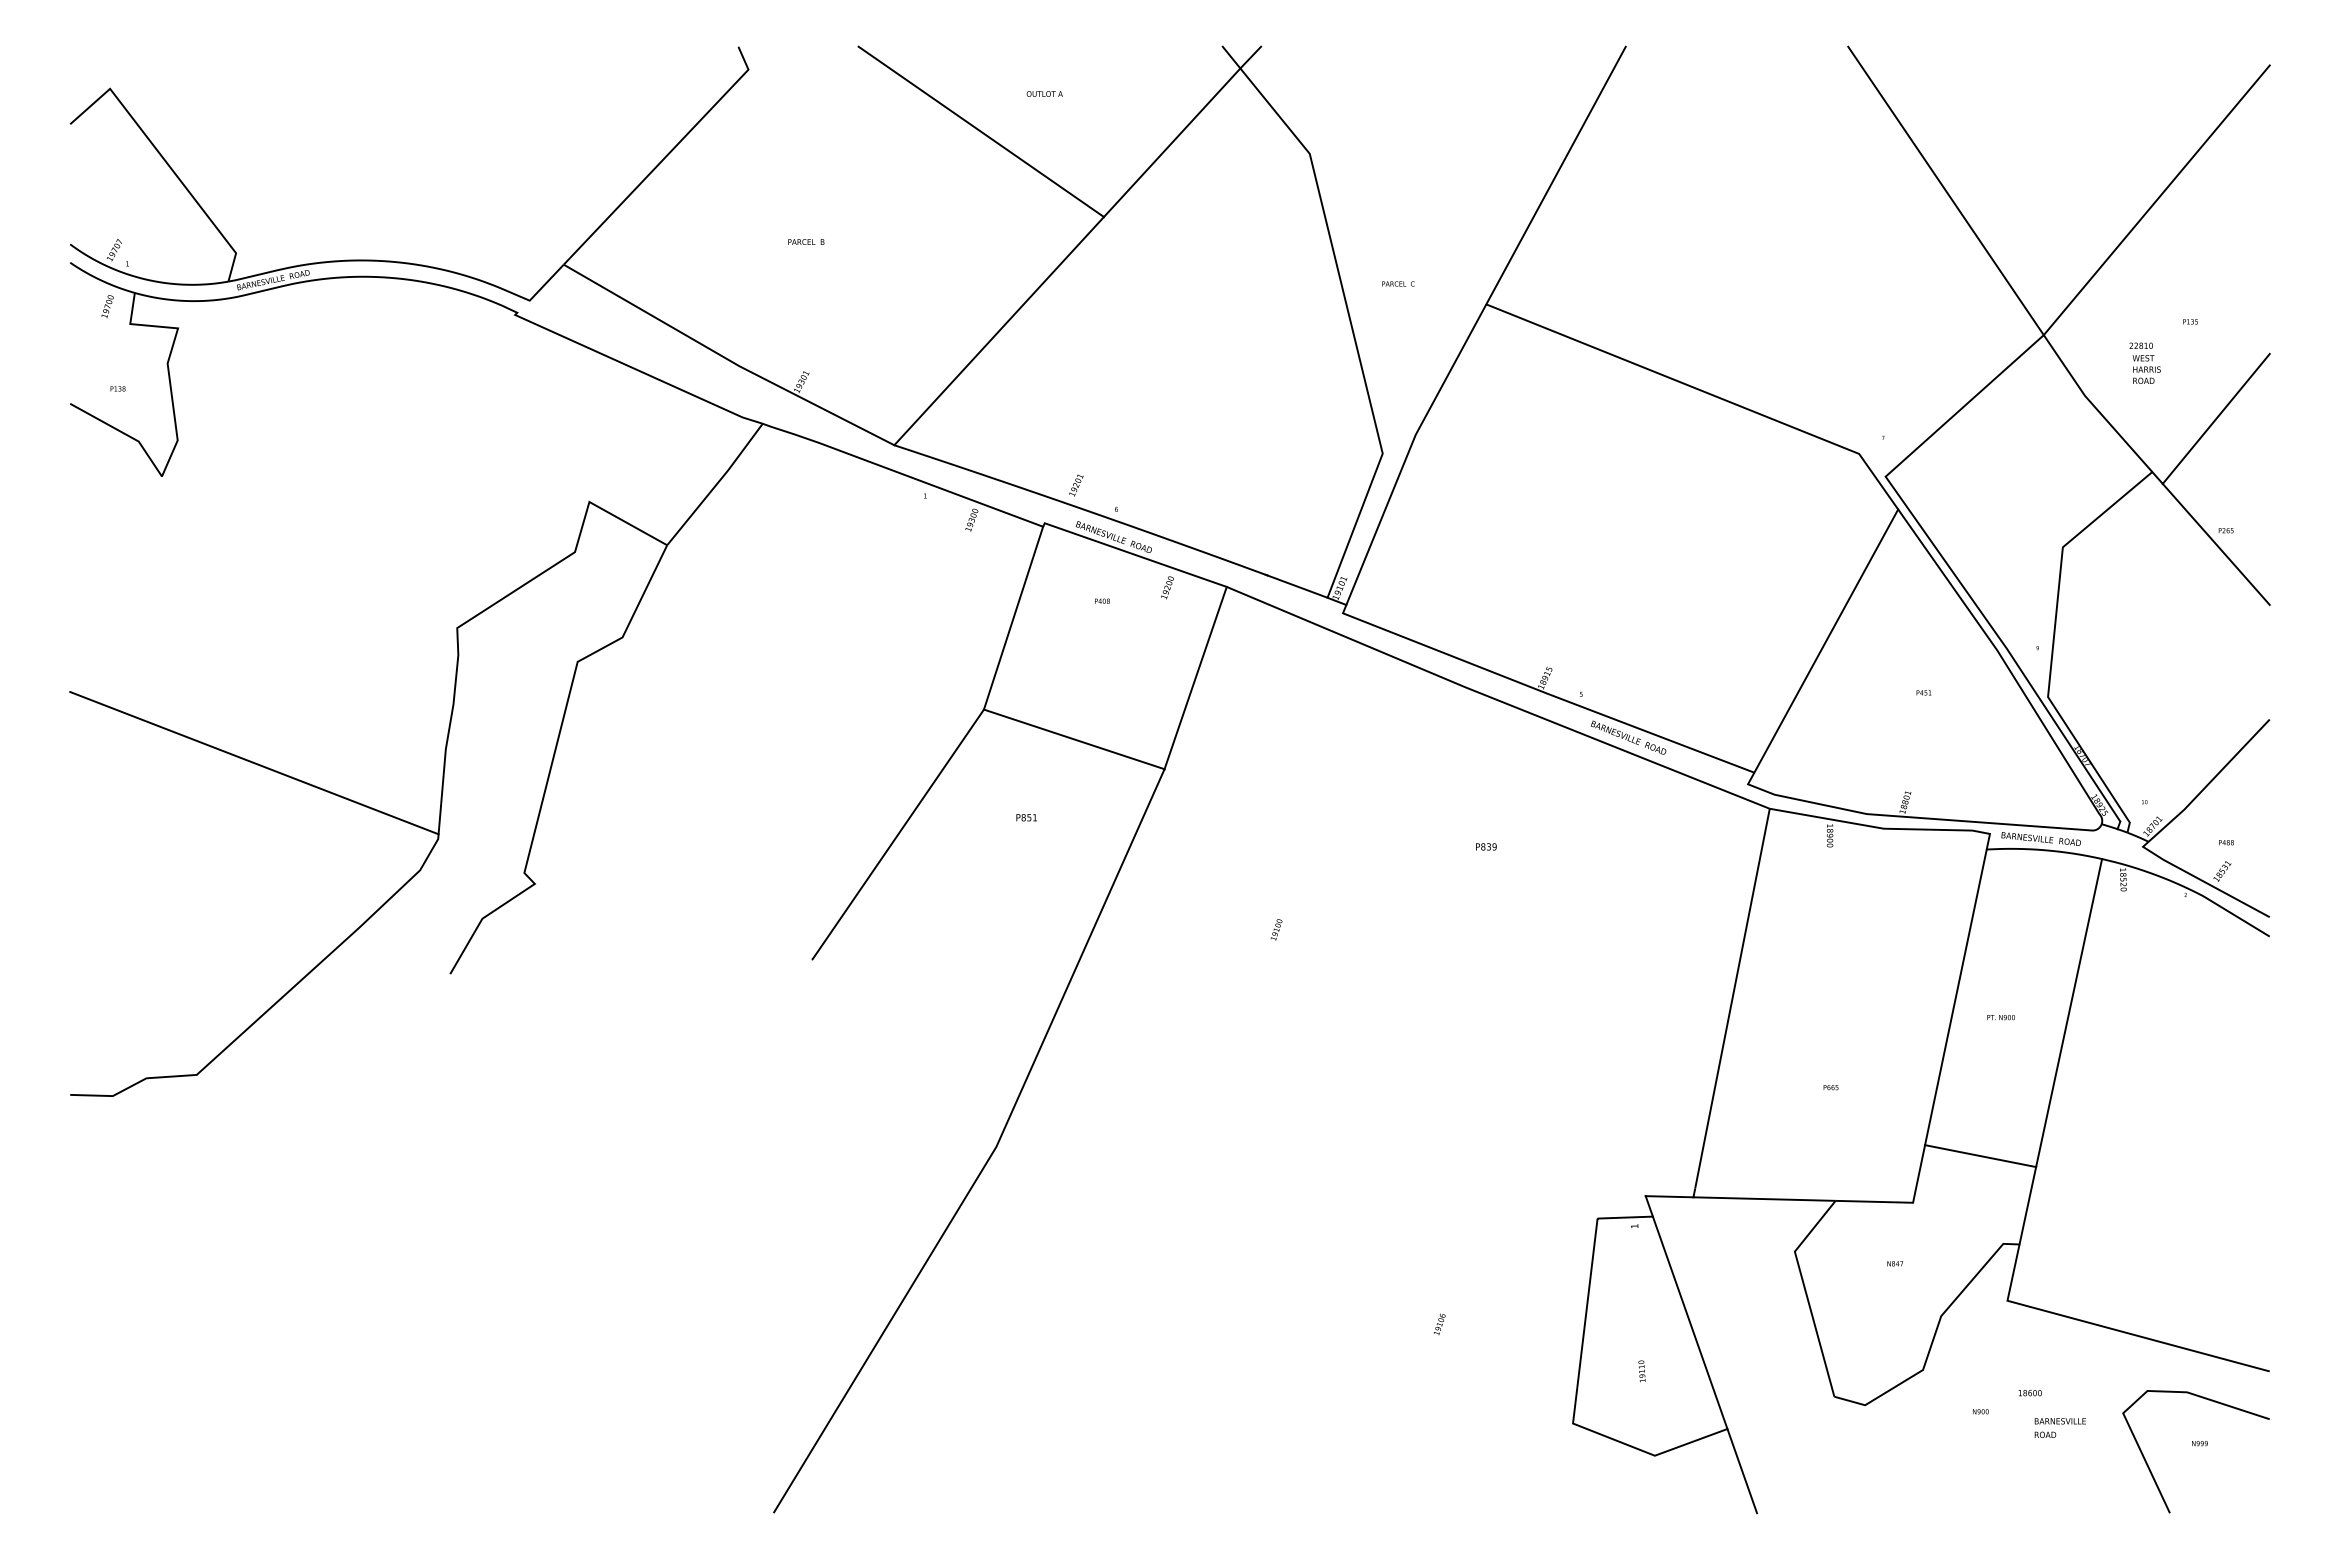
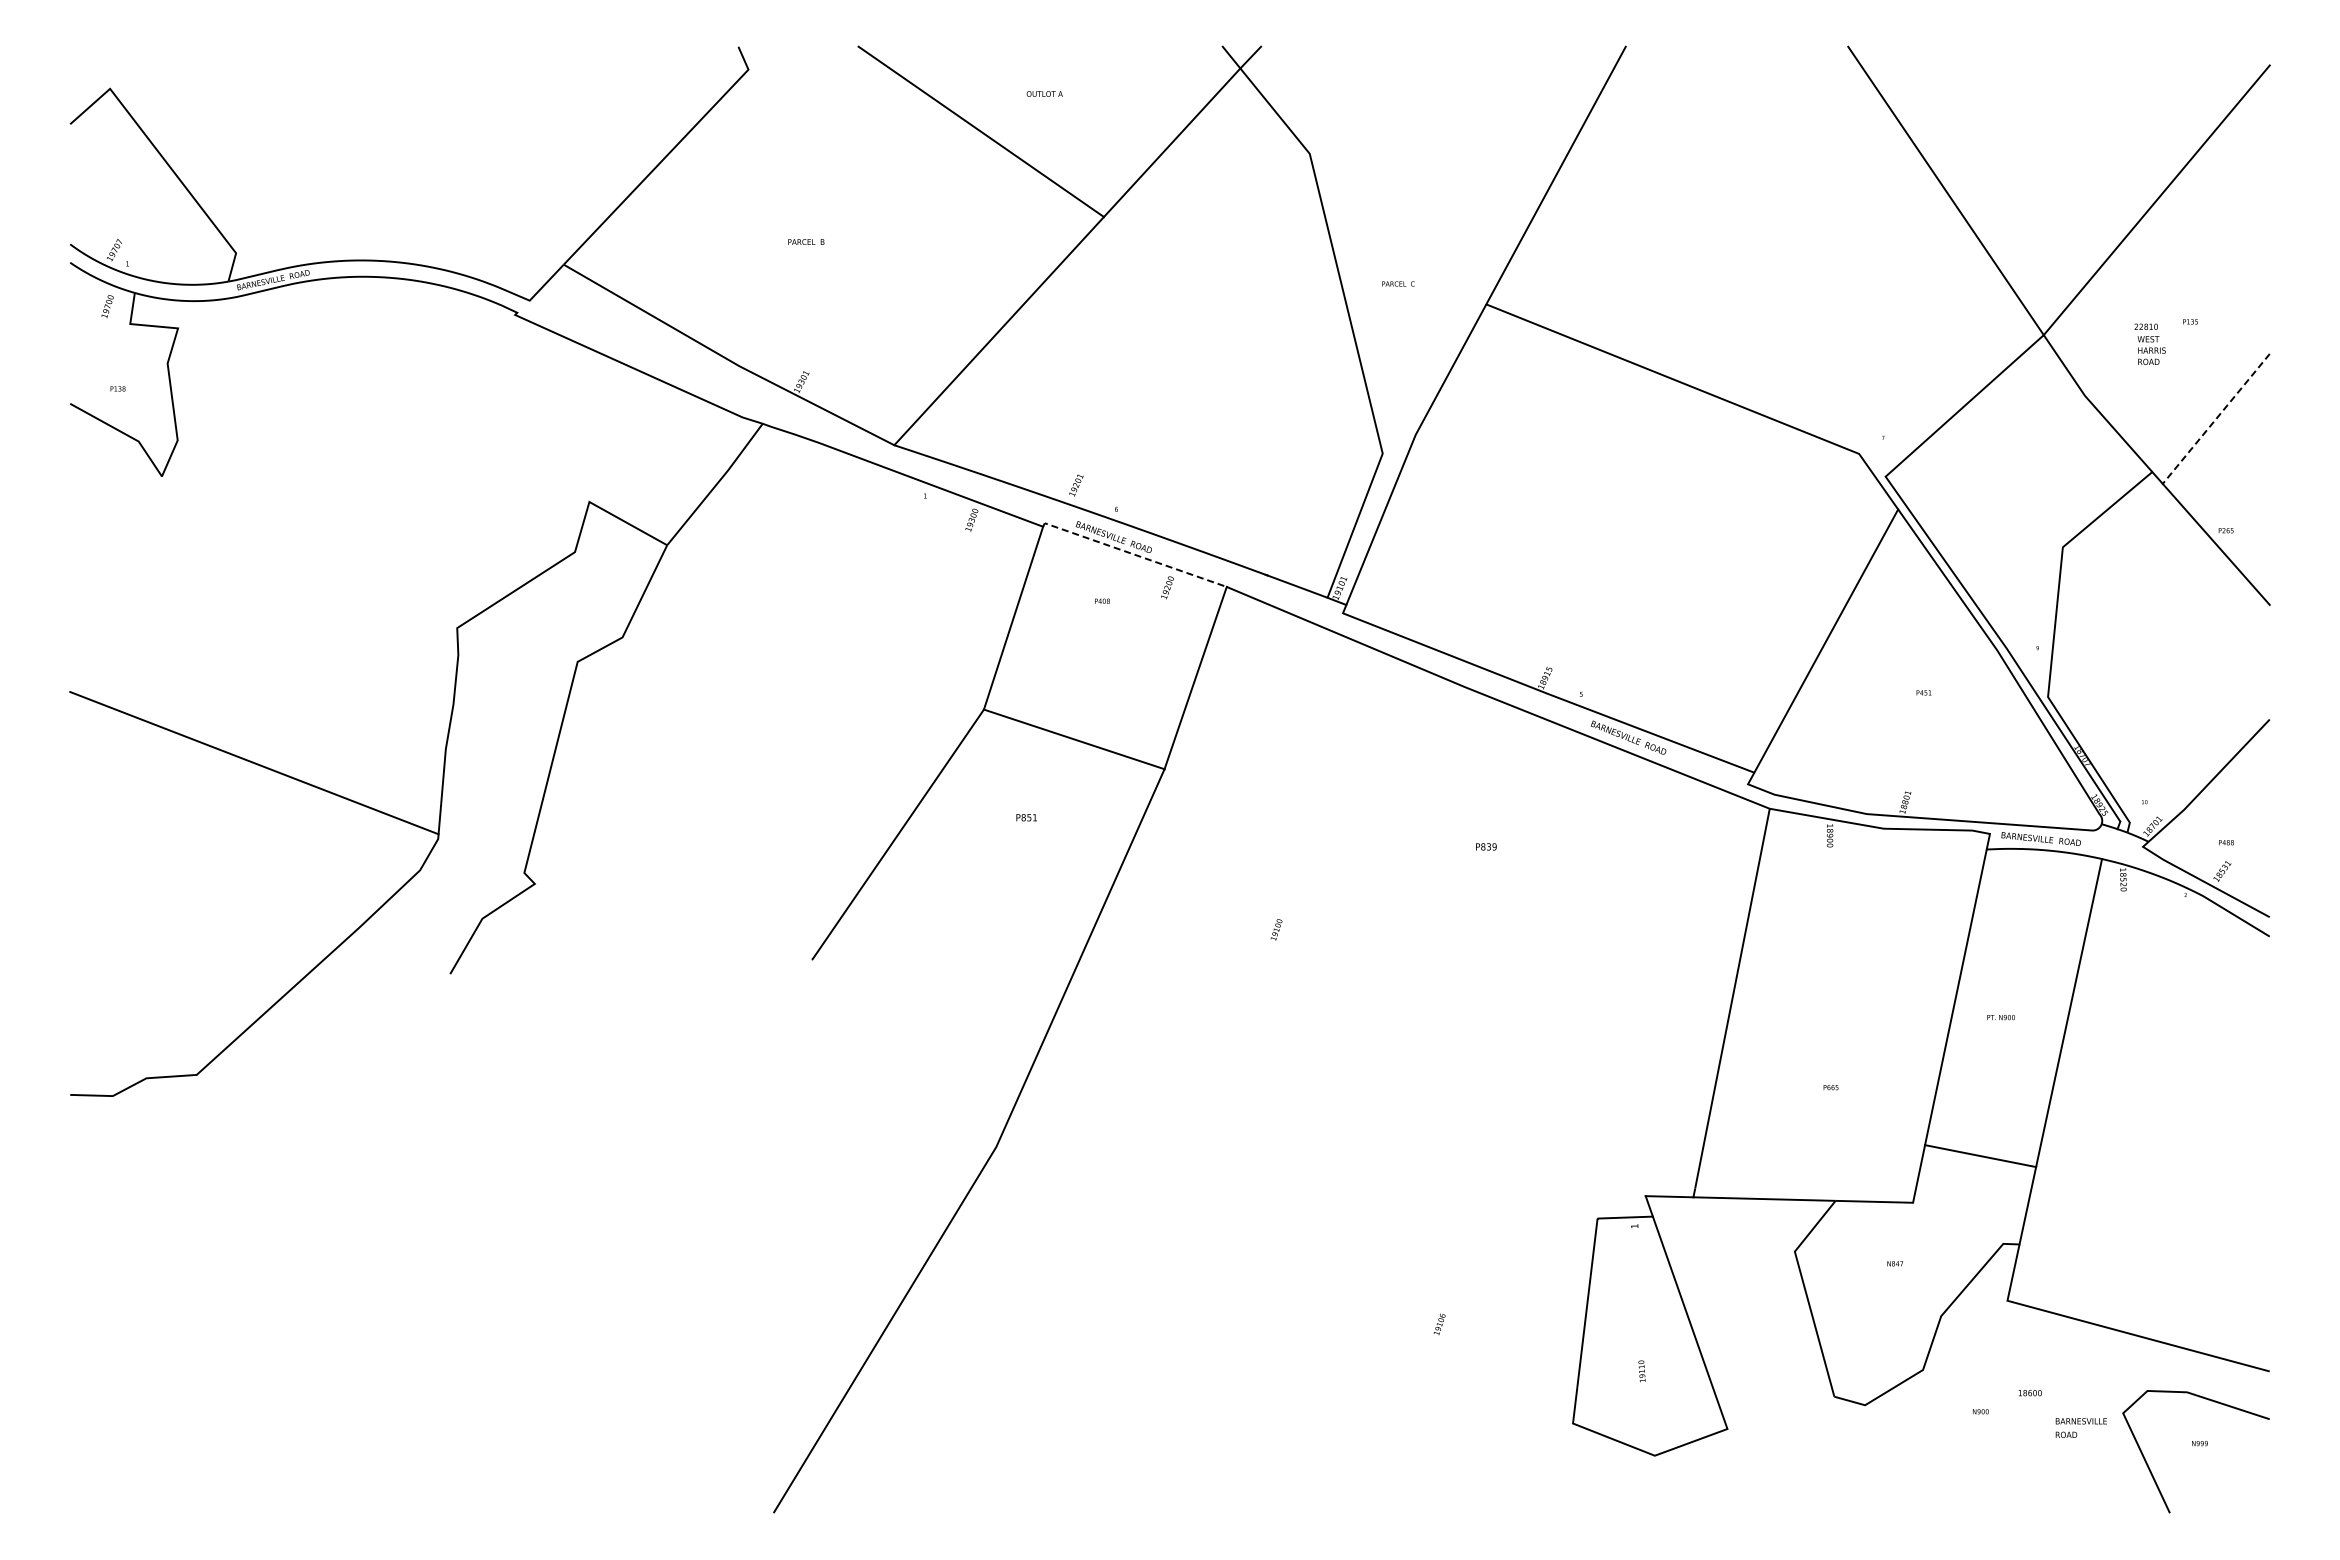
text position: (2144, 362) -> (2149, 343) (2149, 343)
line: solid -> dashed (2215, 419)
line: solid -> dashed (1133, 554)
text position: (2059, 1427) -> (2080, 1427) (2080, 1427)
line: present -> none (1742, 1471)
